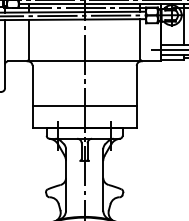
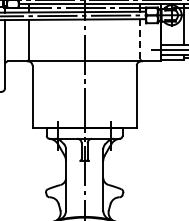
line: solid -> dashed (140, 39)
line: present -> none (84, 106)
